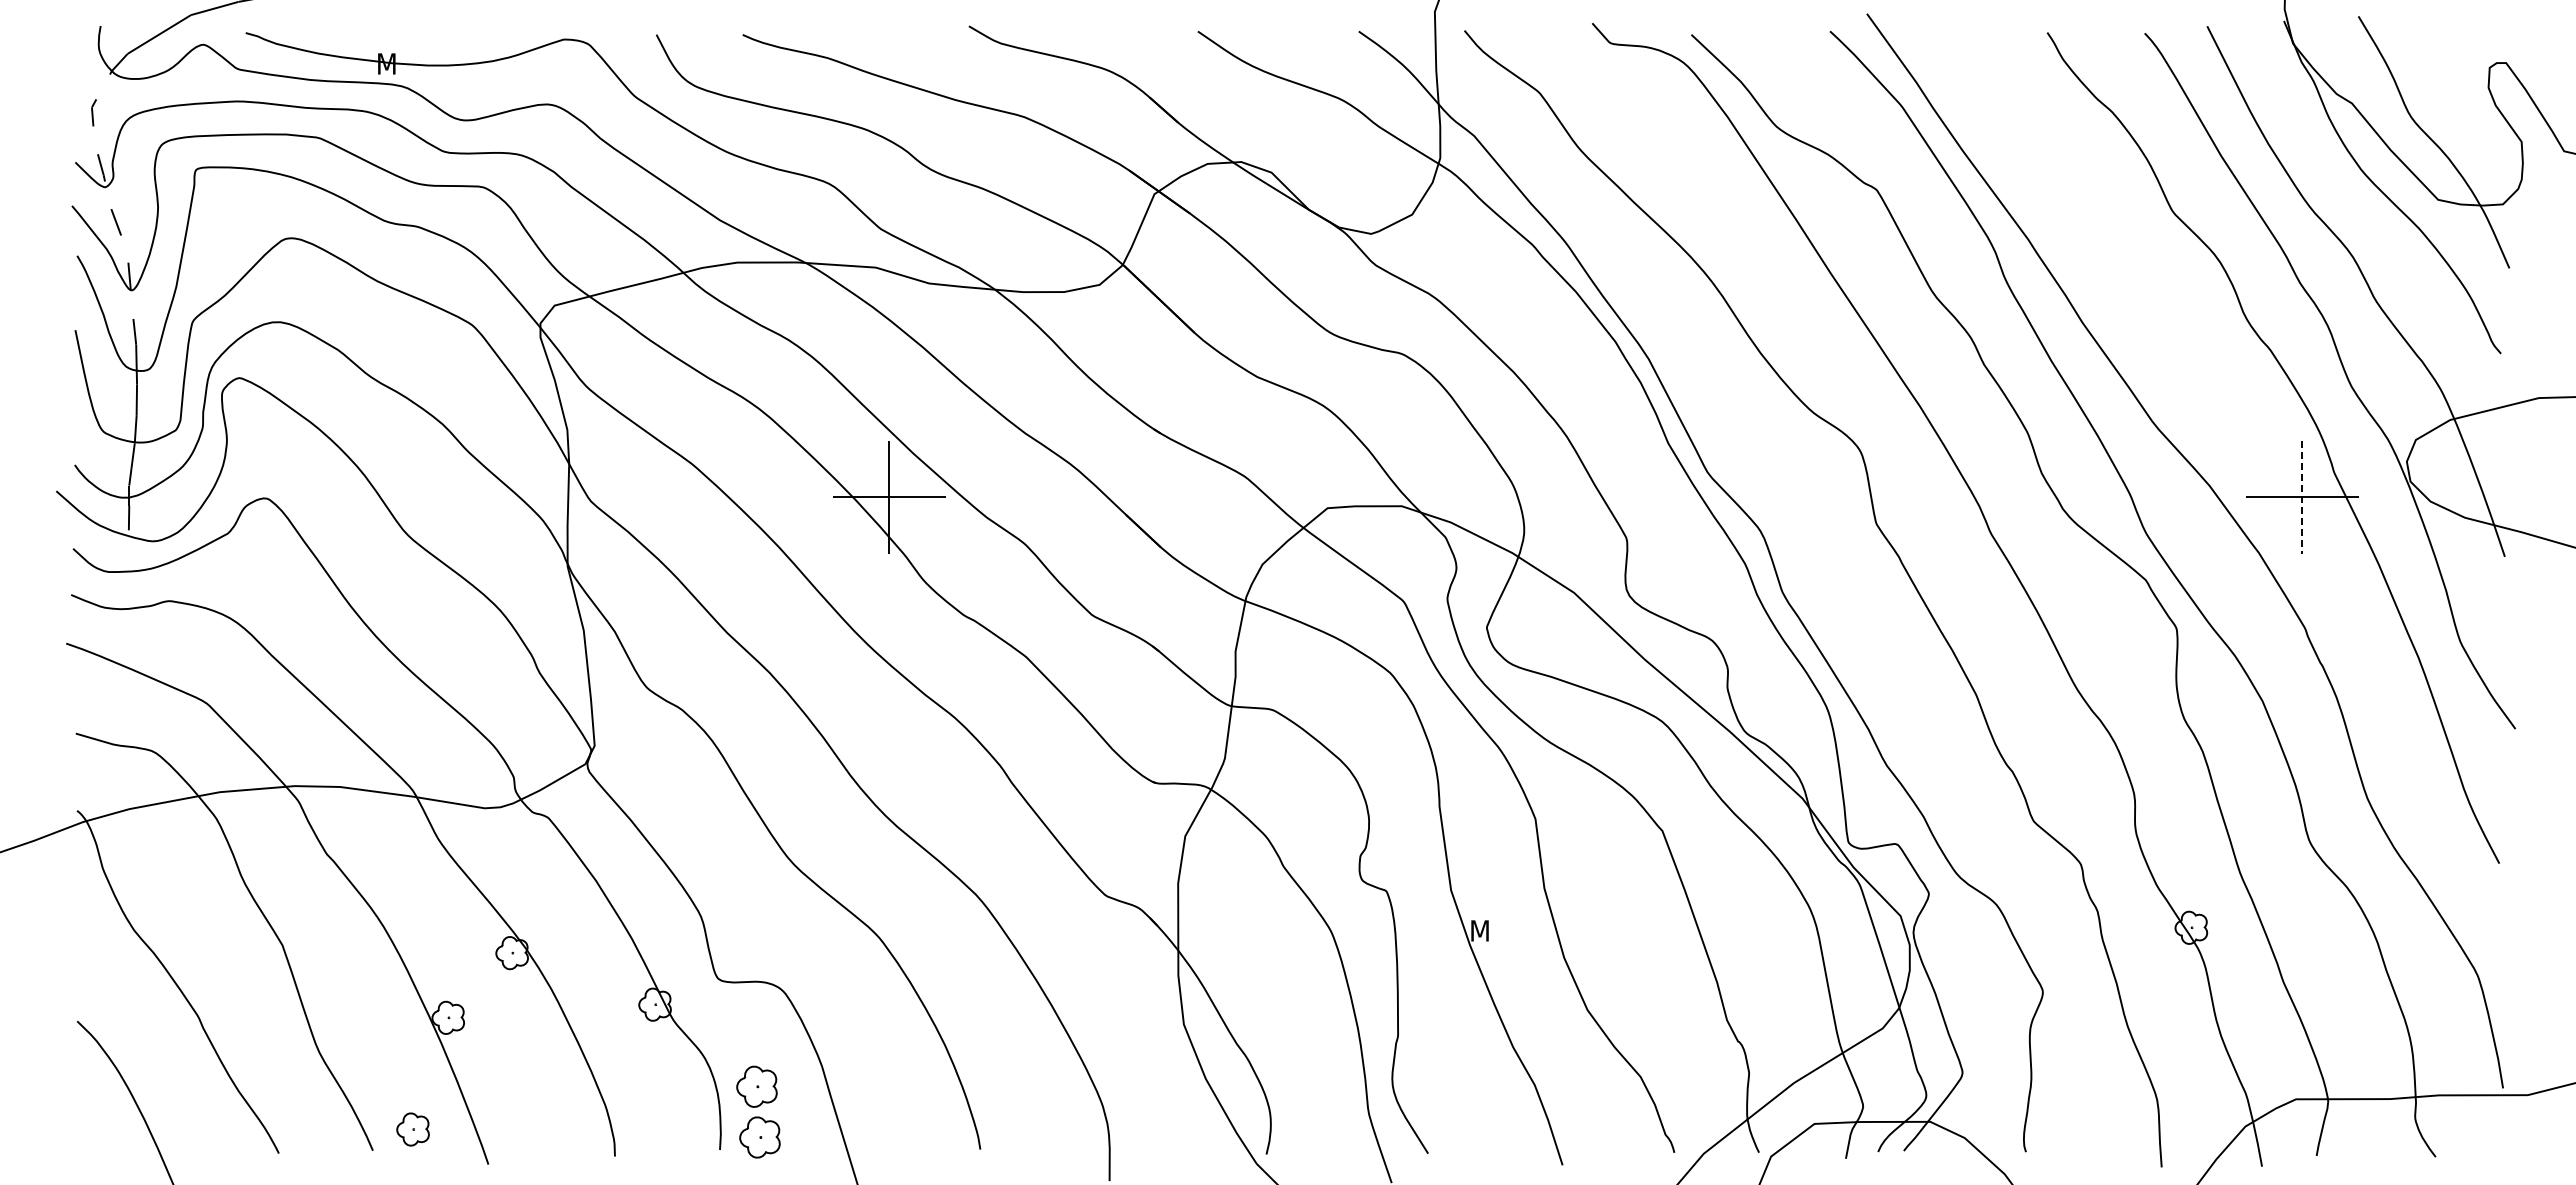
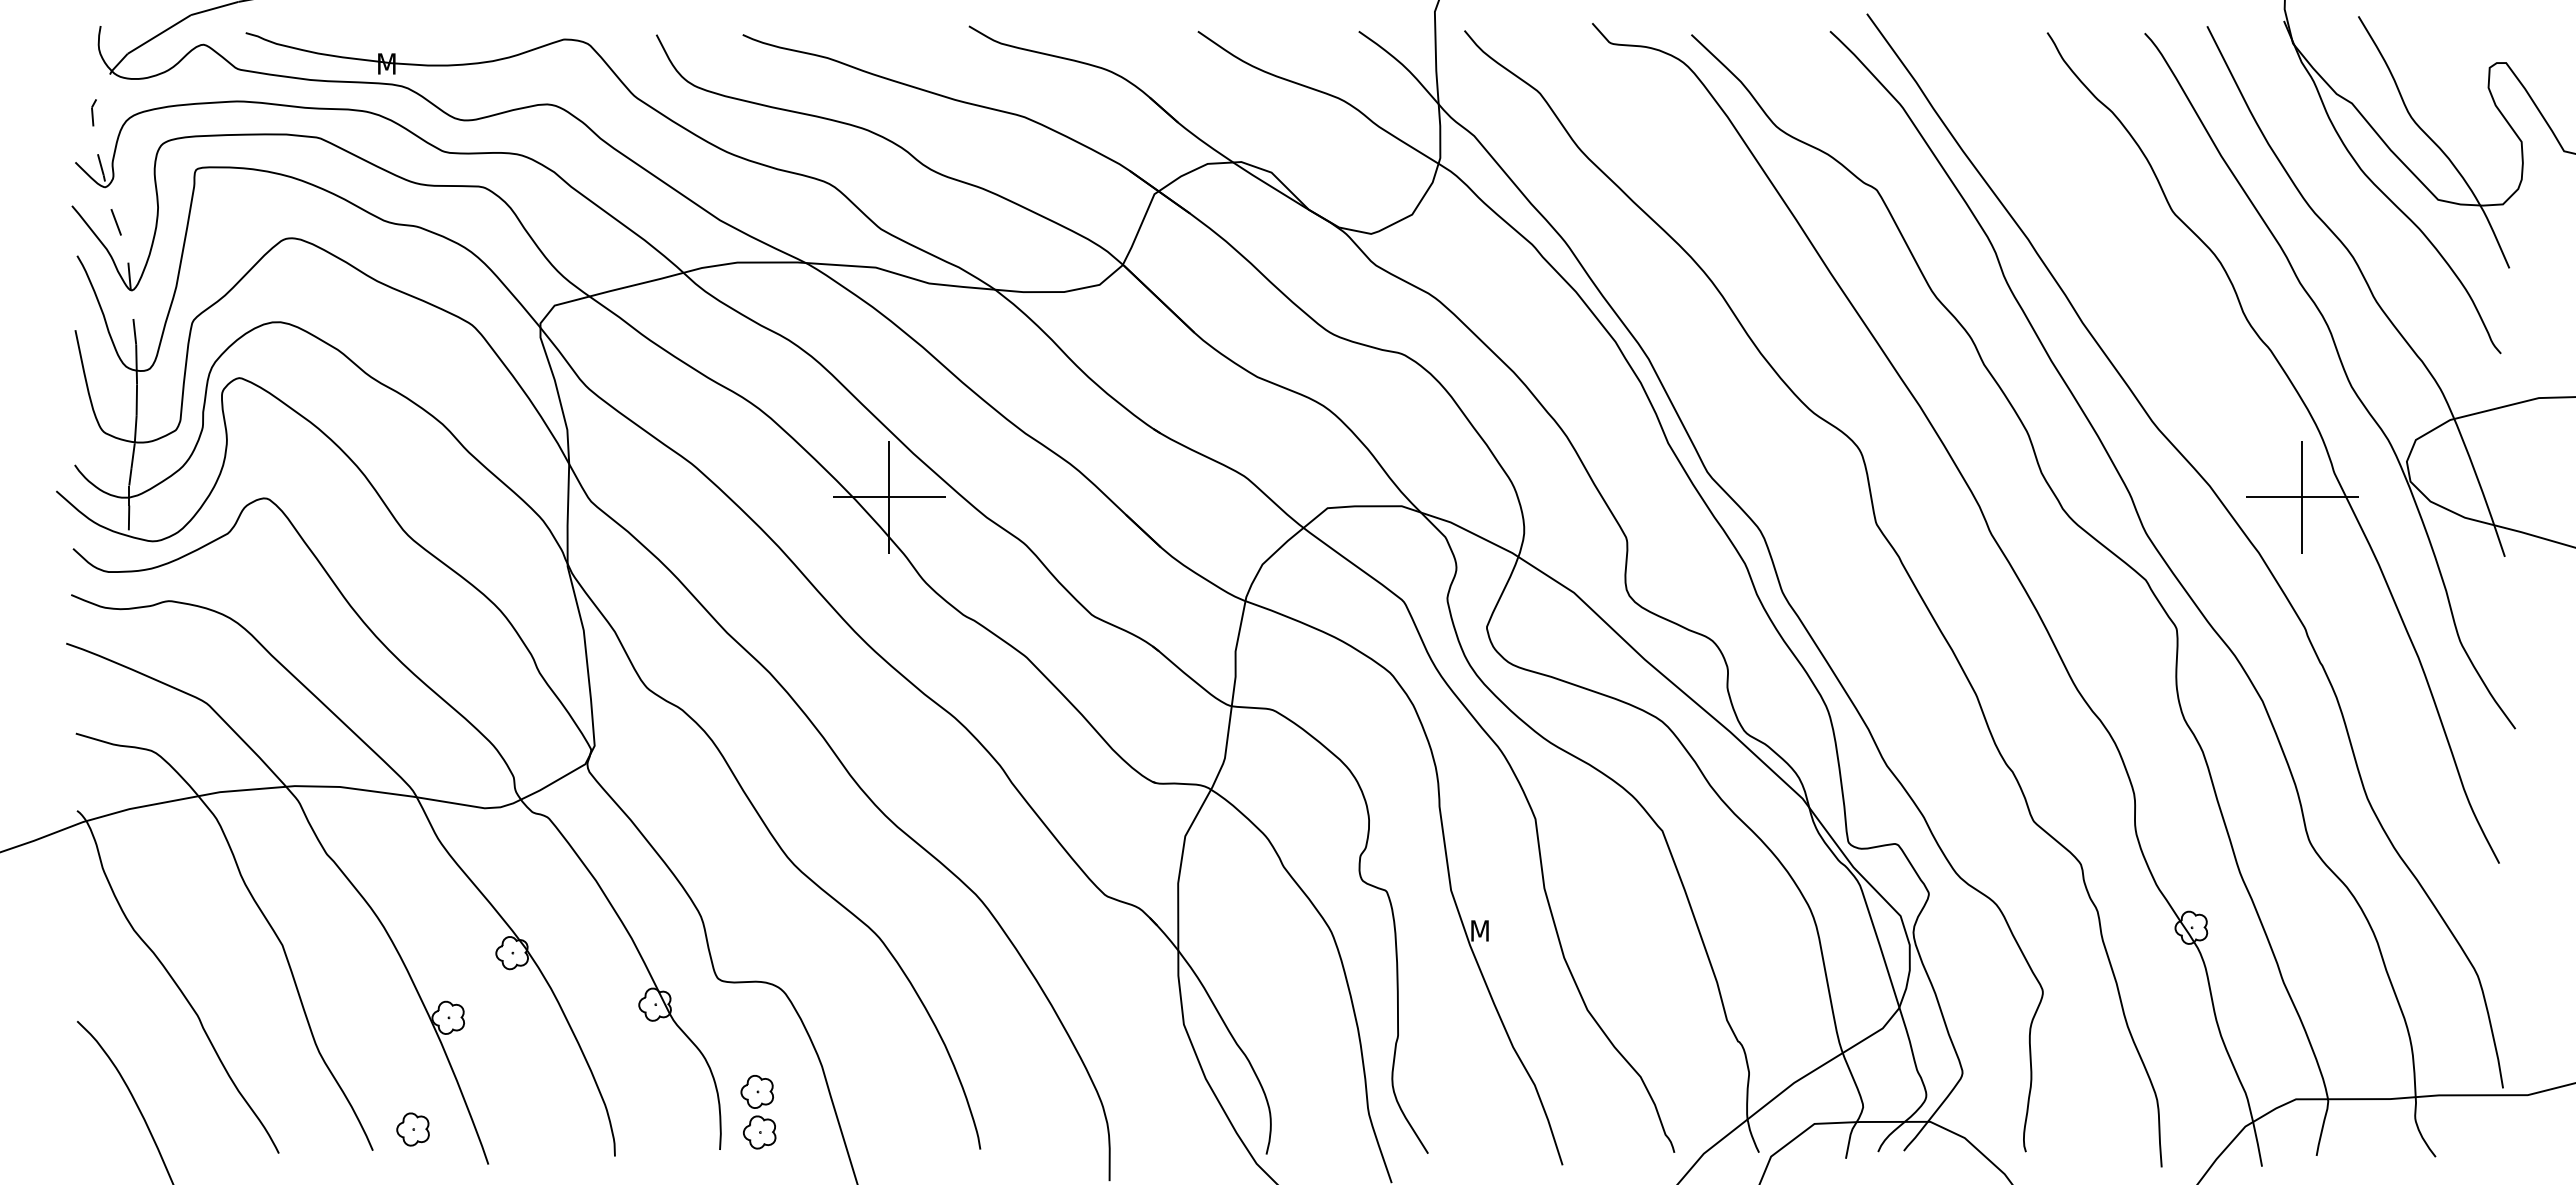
line: dashed -> solid (2302, 497)
part size: 45x94 px -> 37x75 px (758, 1112)
